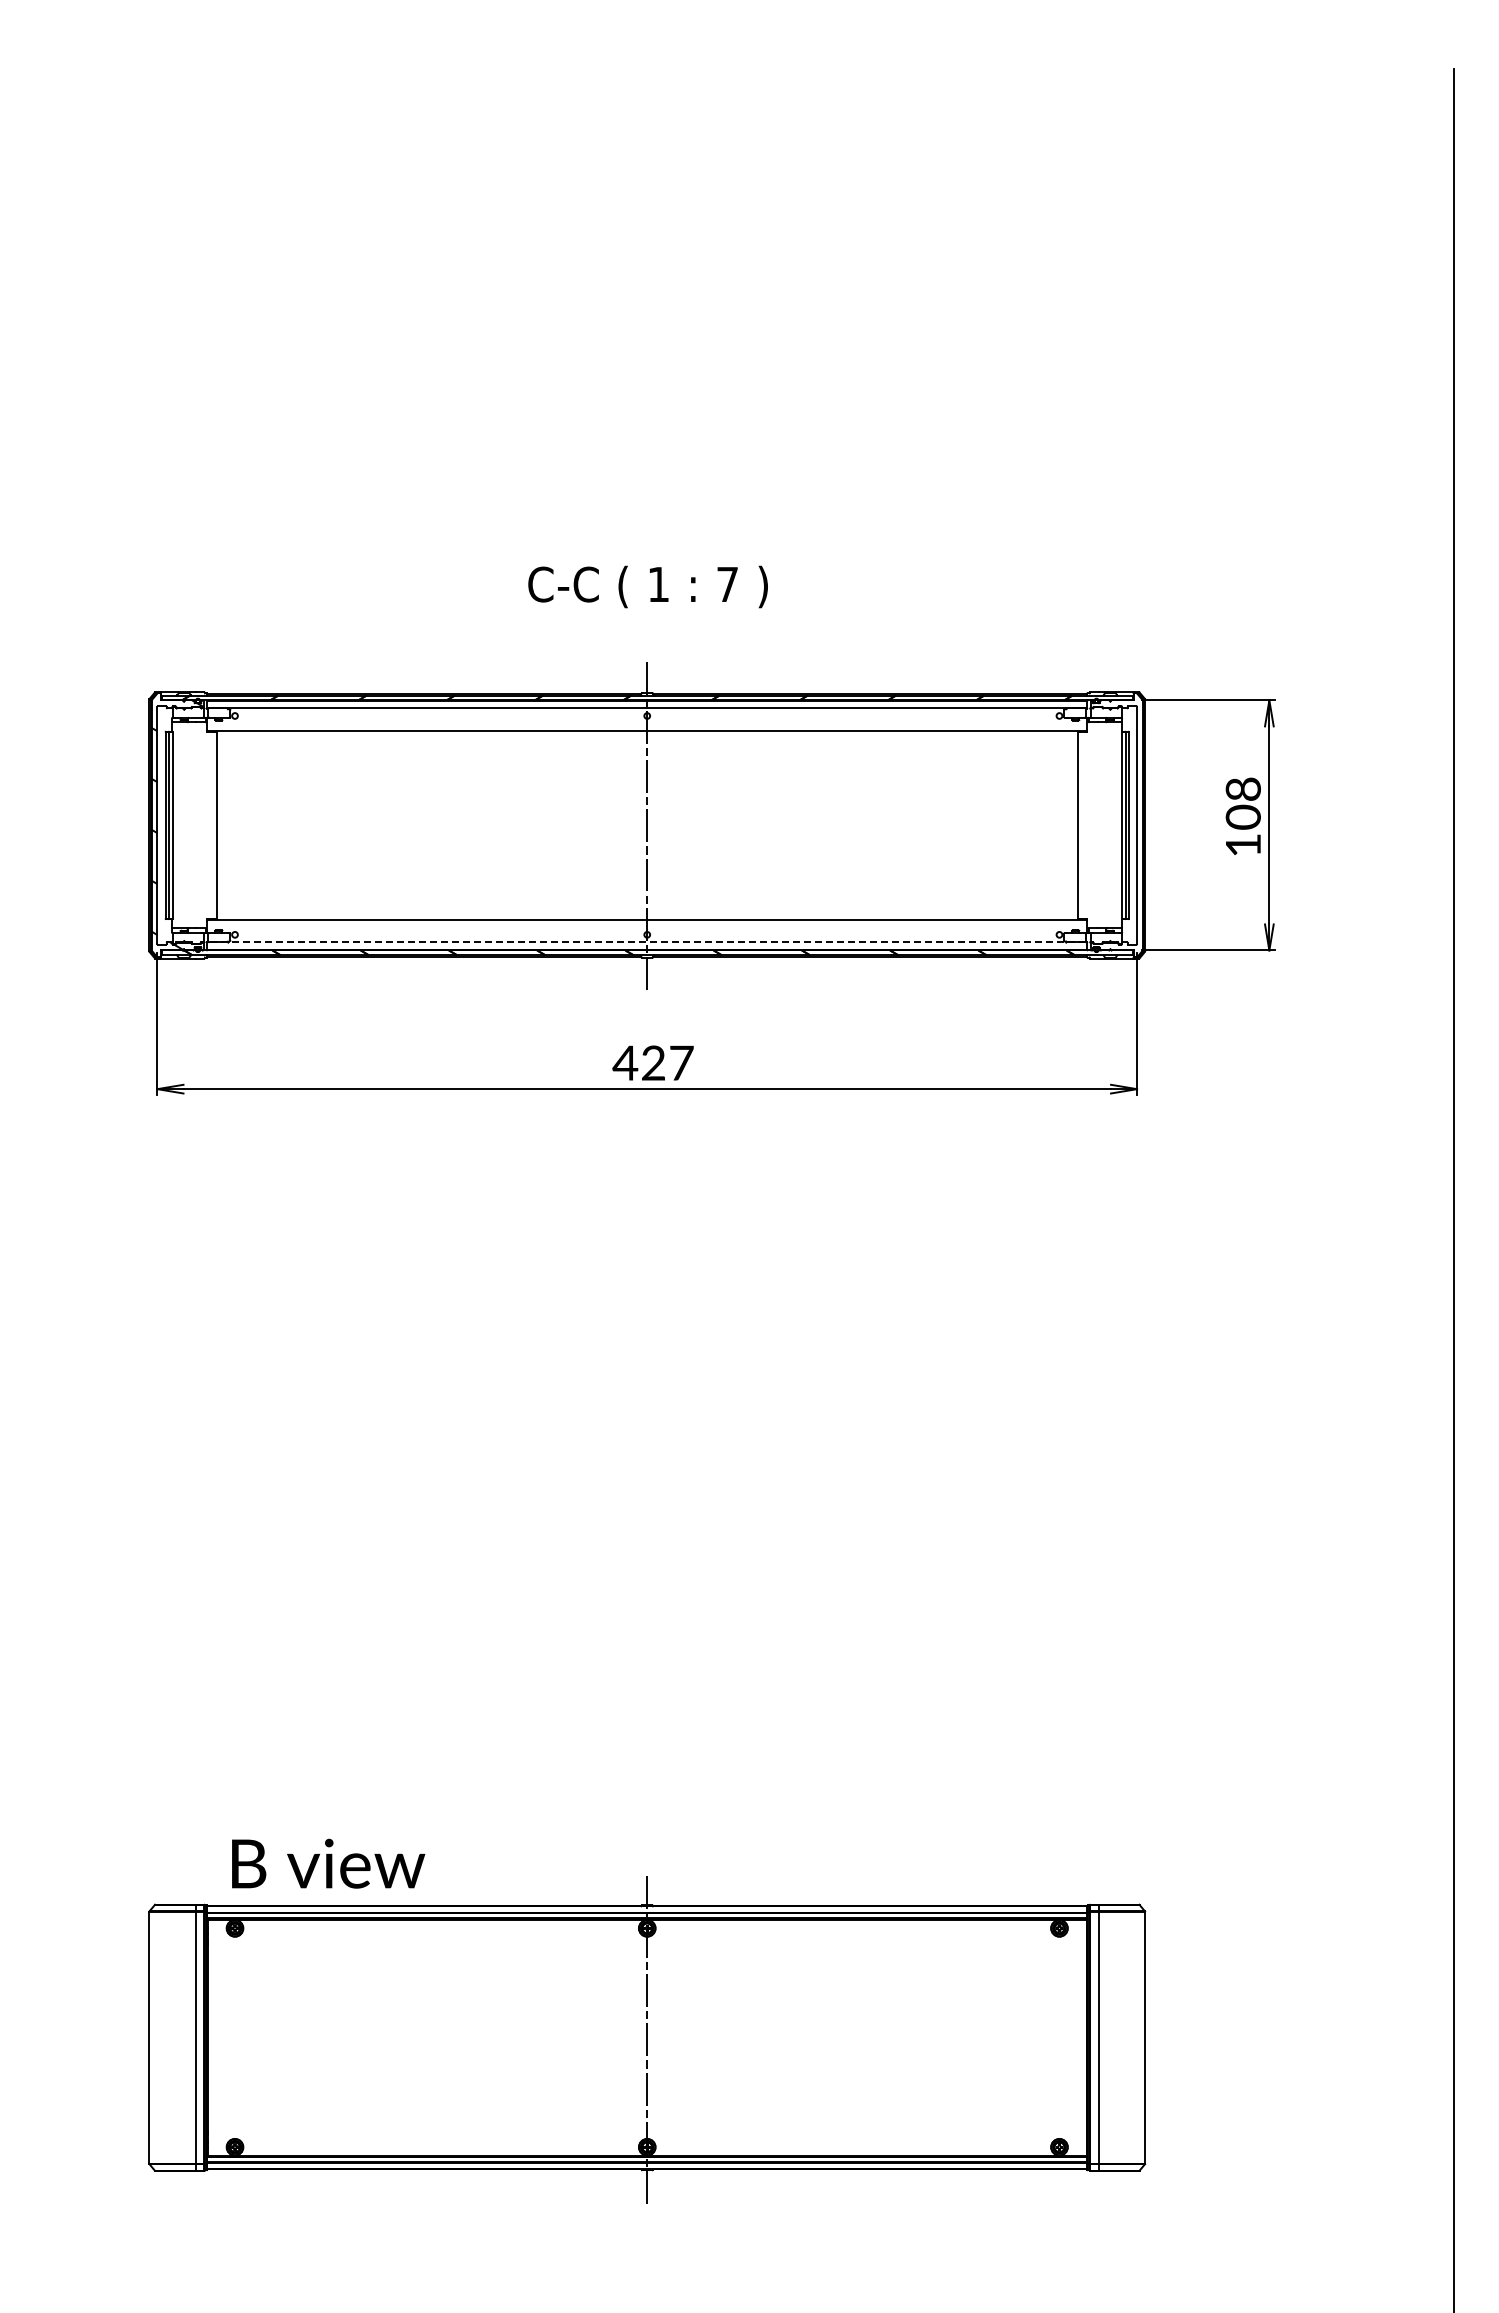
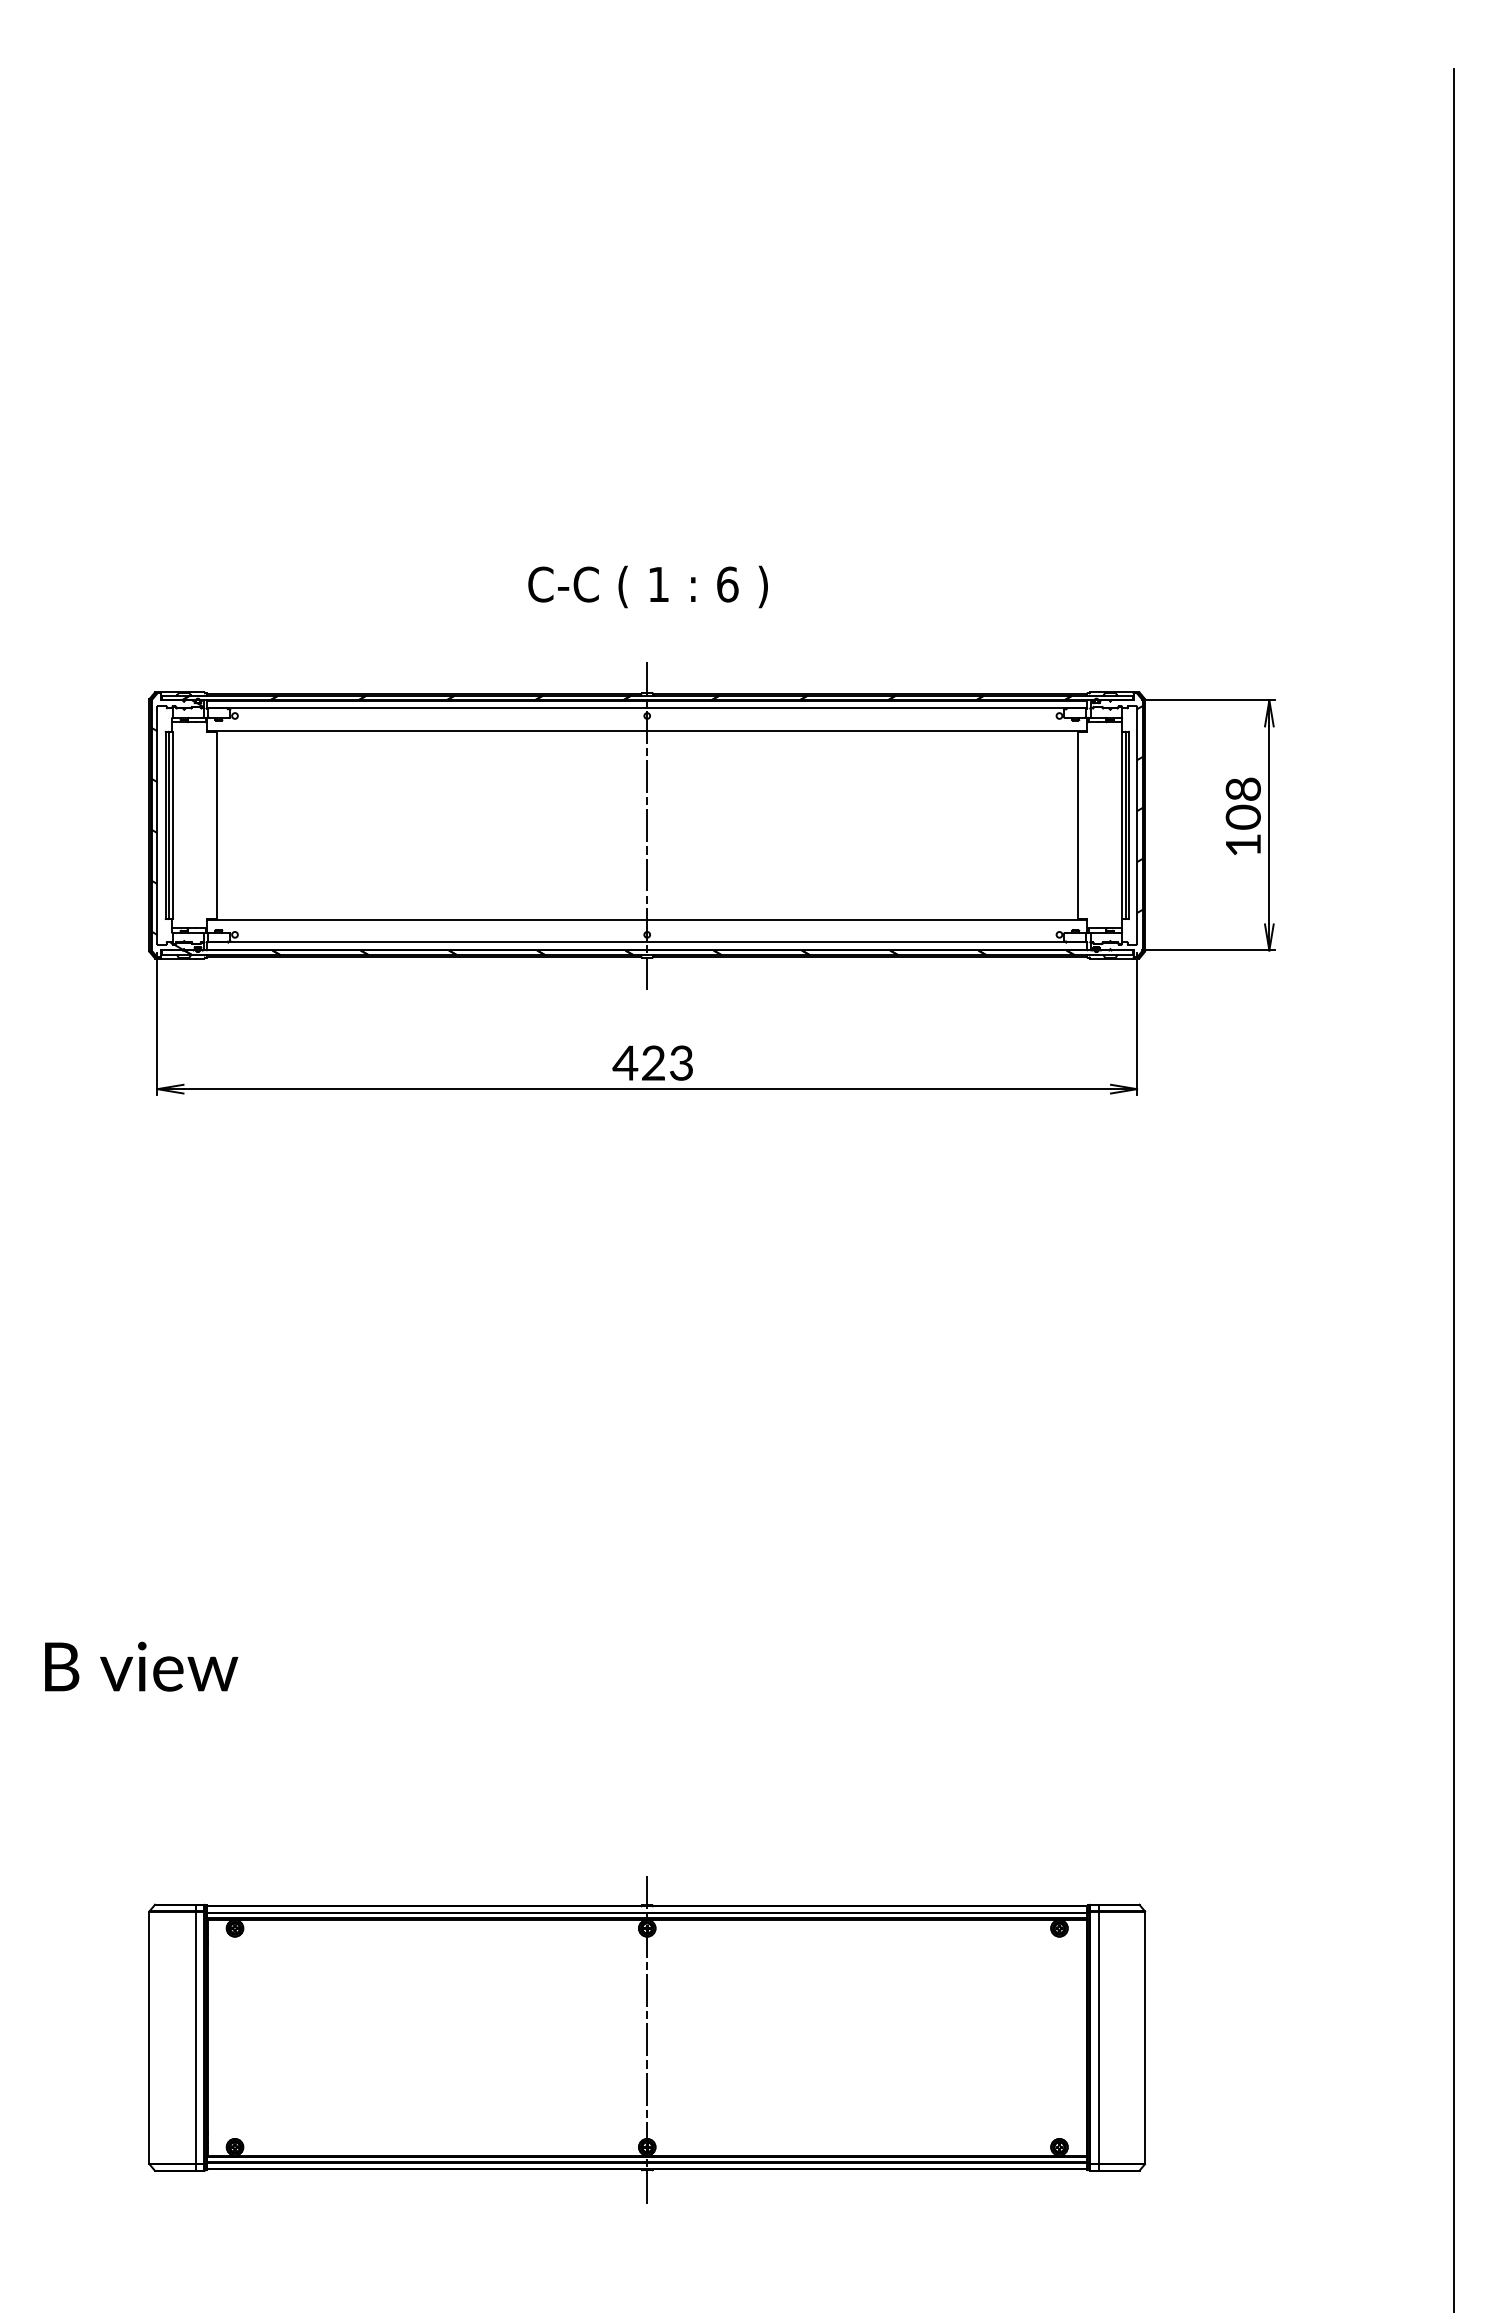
text: 7 -> 6 (727, 584)
hatch: none -> present (1139, 809)
line: dashed -> solid (646, 942)
text: 427 -> 423 (681, 1062)
text position: (328, 1863) -> (141, 1666) (141, 1666)
